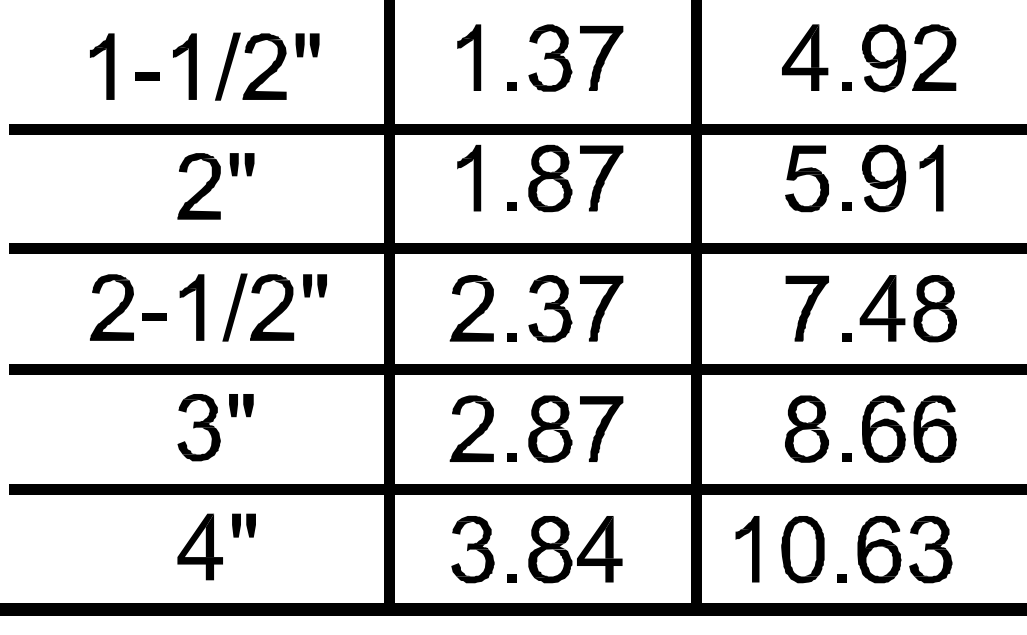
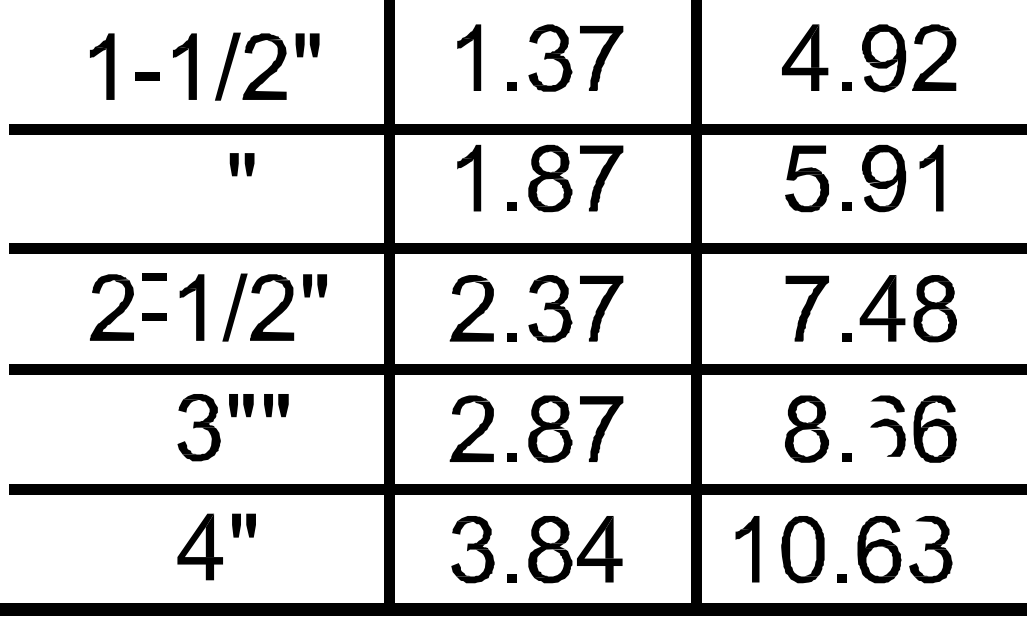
part: present -> none (198, 186)
part: none -> present (154, 276)
part: none -> present (276, 405)
fill: present -> none (880, 431)
fill: present -> none (919, 527)
